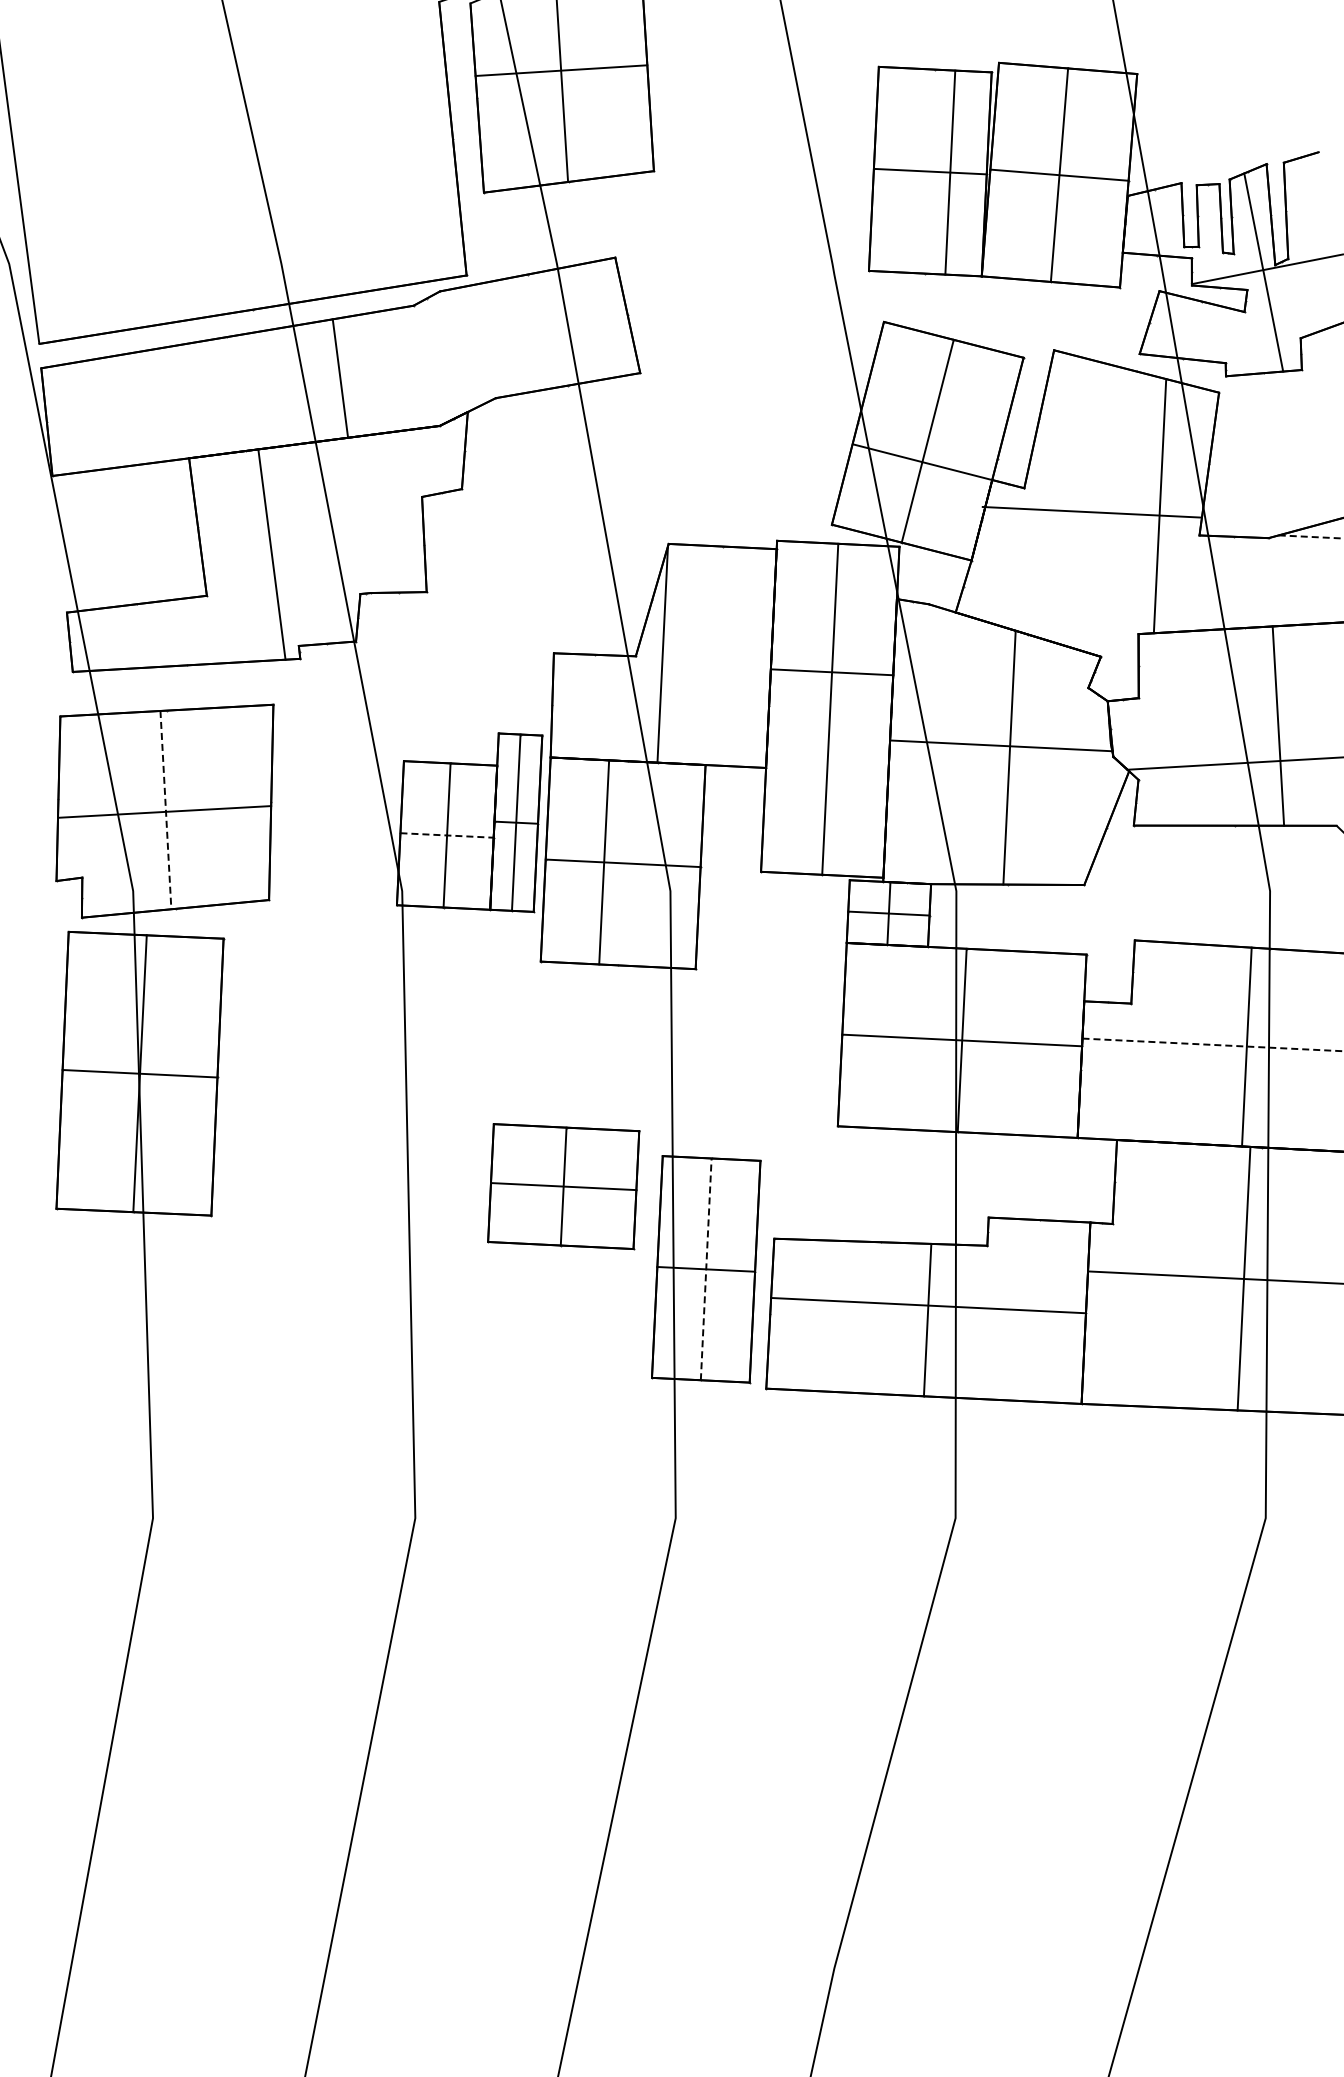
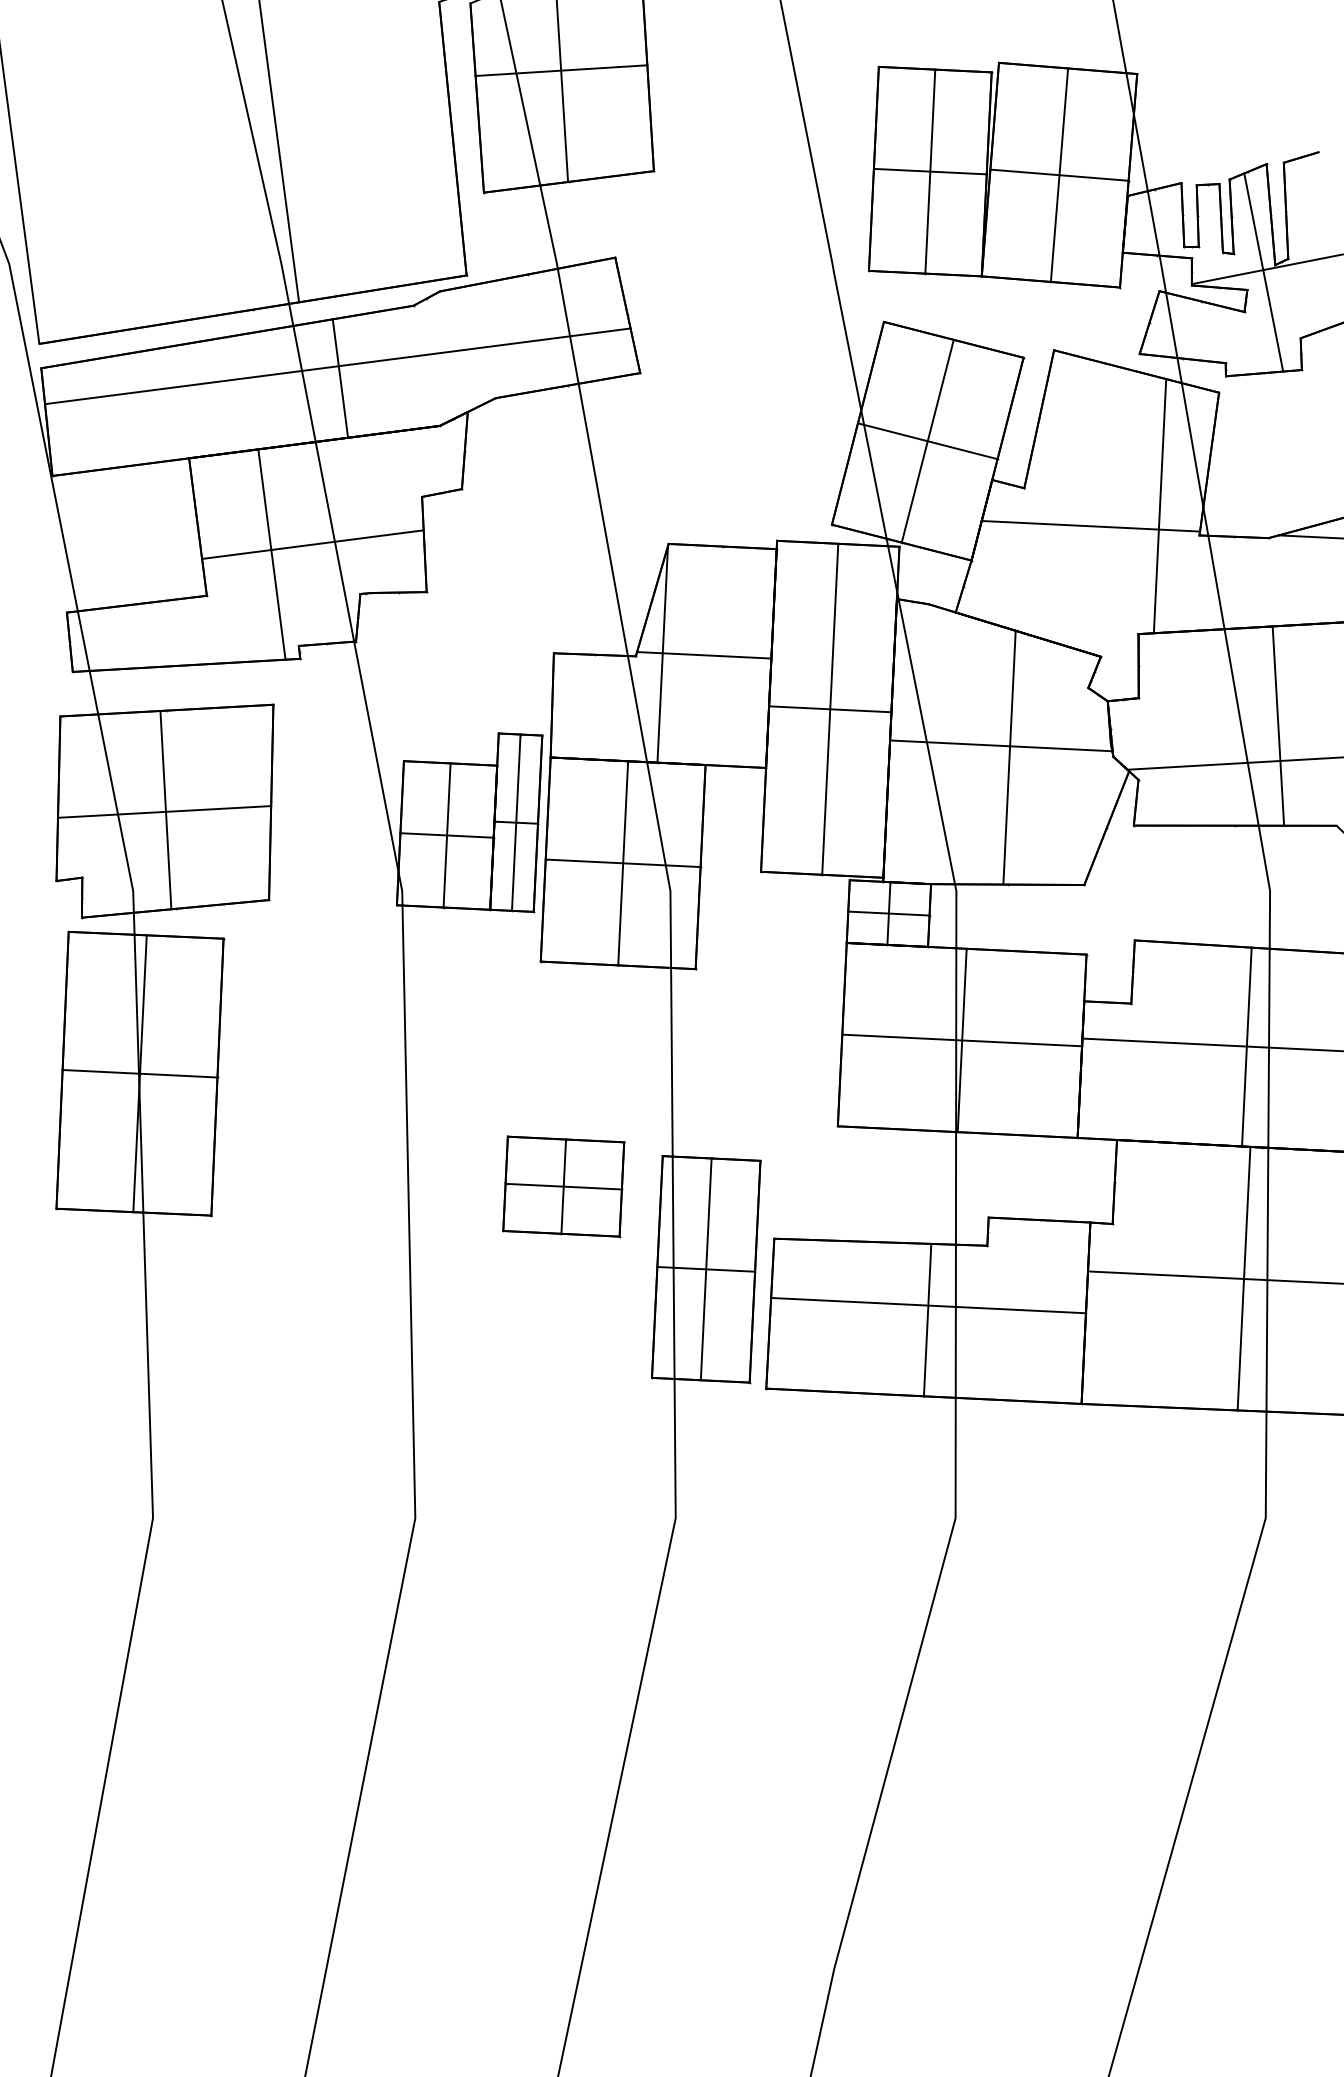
line: none -> present (279, 152)
line position: (950, 172) -> (930, 171) (930, 171)
line: none -> present (337, 366)
line position: (922, 462) -> (927, 441) (927, 441)
line position: (1091, 511) -> (1090, 525) (1090, 525)
line: dashed -> solid (1311, 536)
line: none -> present (312, 544)
line: none -> present (704, 655)
line position: (832, 672) -> (830, 709) (830, 709)
line: dashed -> solid (165, 810)
line: dashed -> solid (447, 835)
line position: (604, 862) -> (623, 863) (623, 863)
line: dashed -> solid (1212, 1044)
part size: 154x128 px -> 124x104 px (563, 1186)
line: dashed -> solid (706, 1268)
